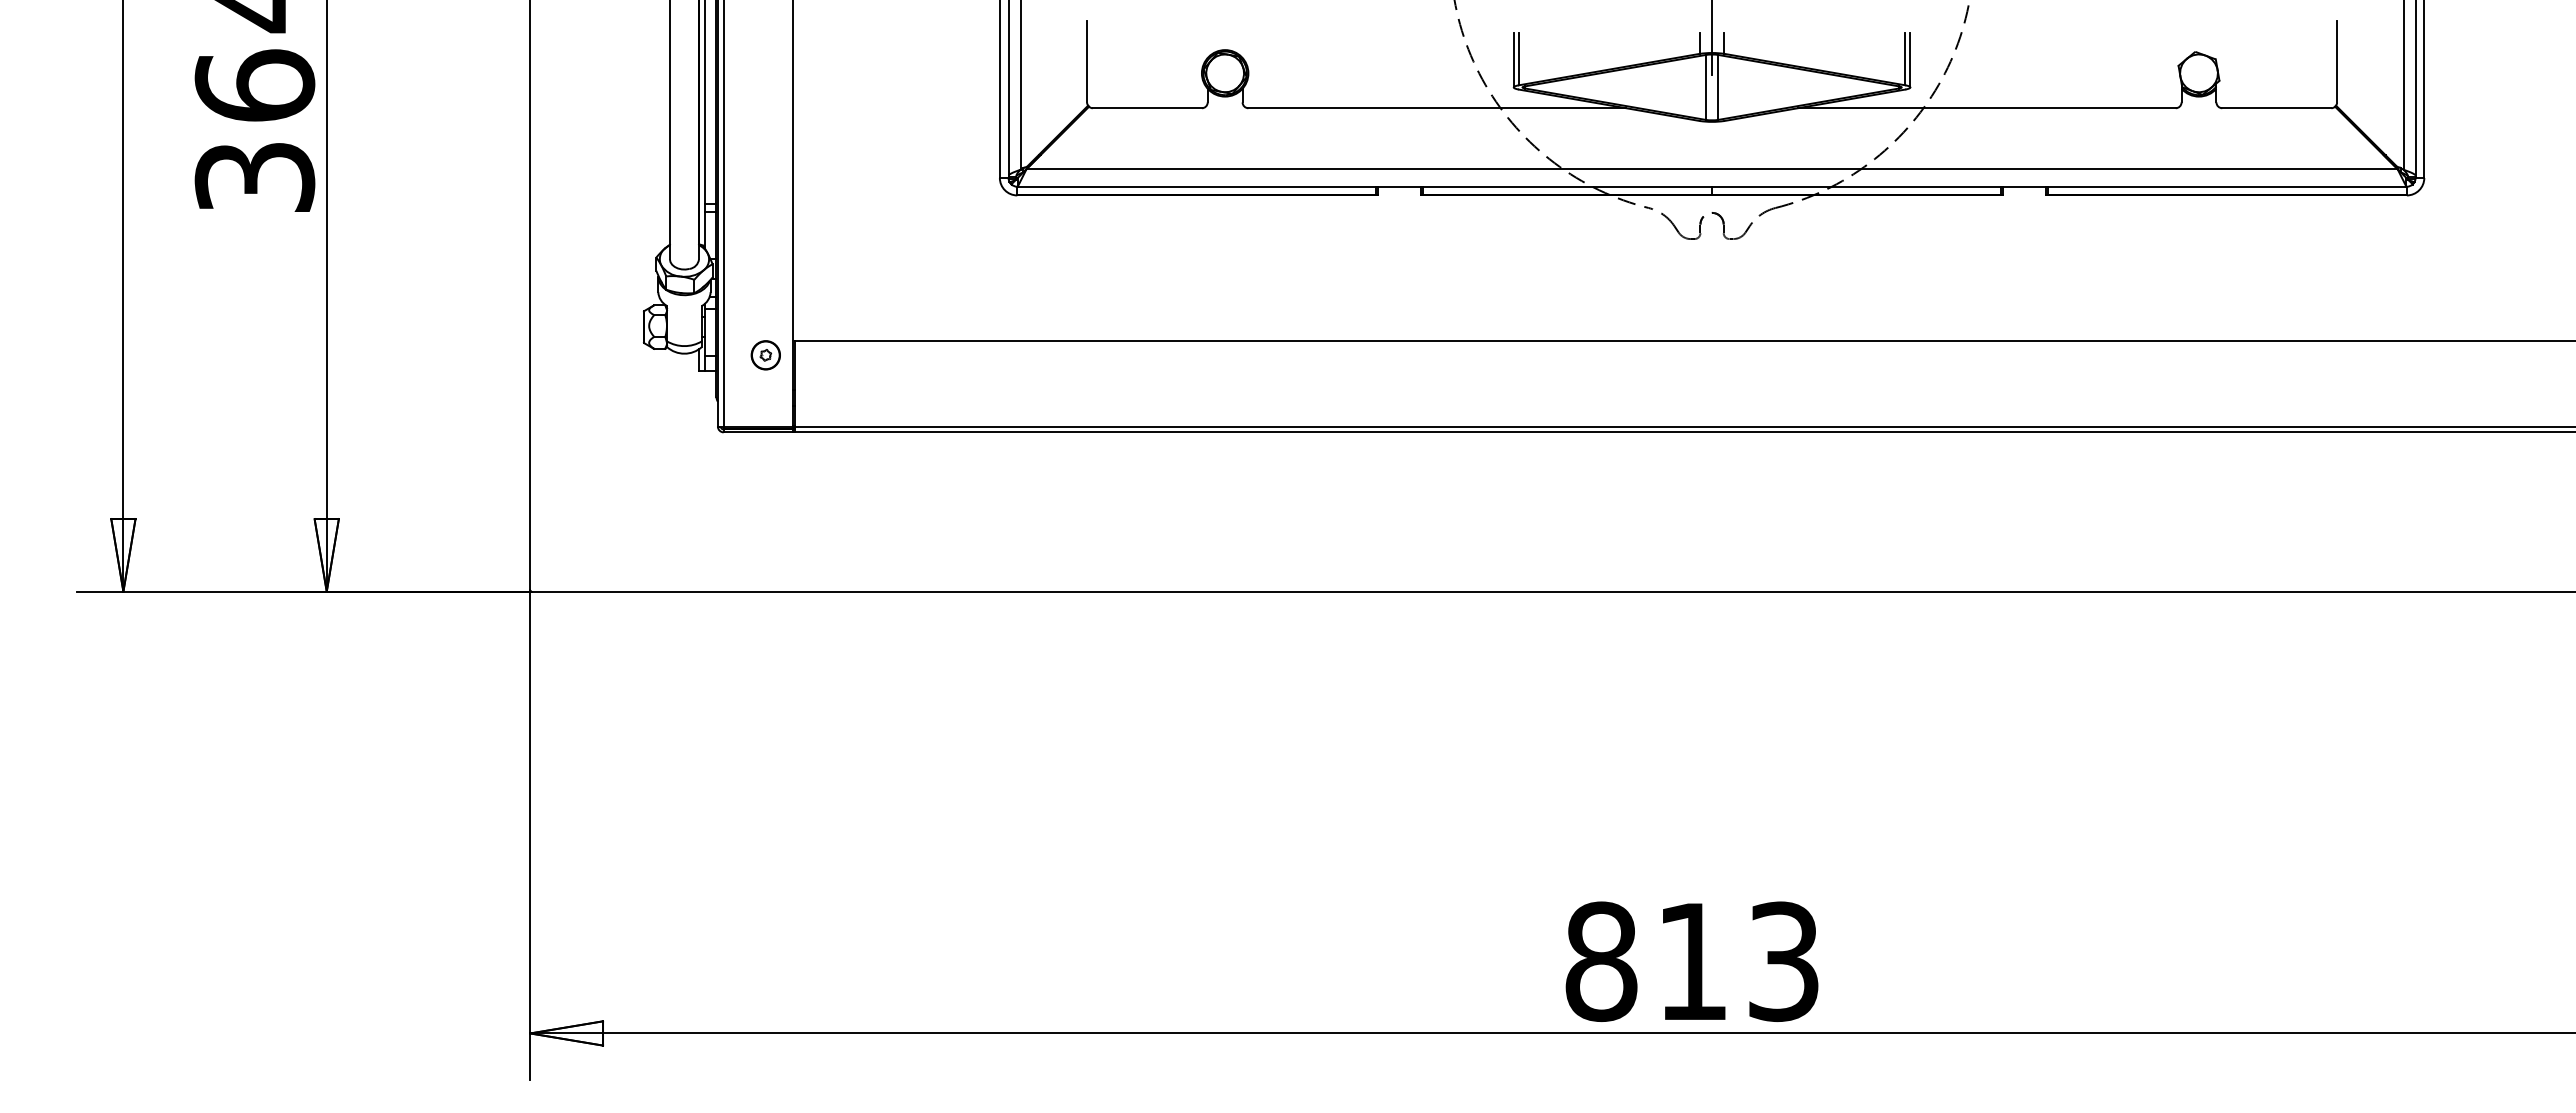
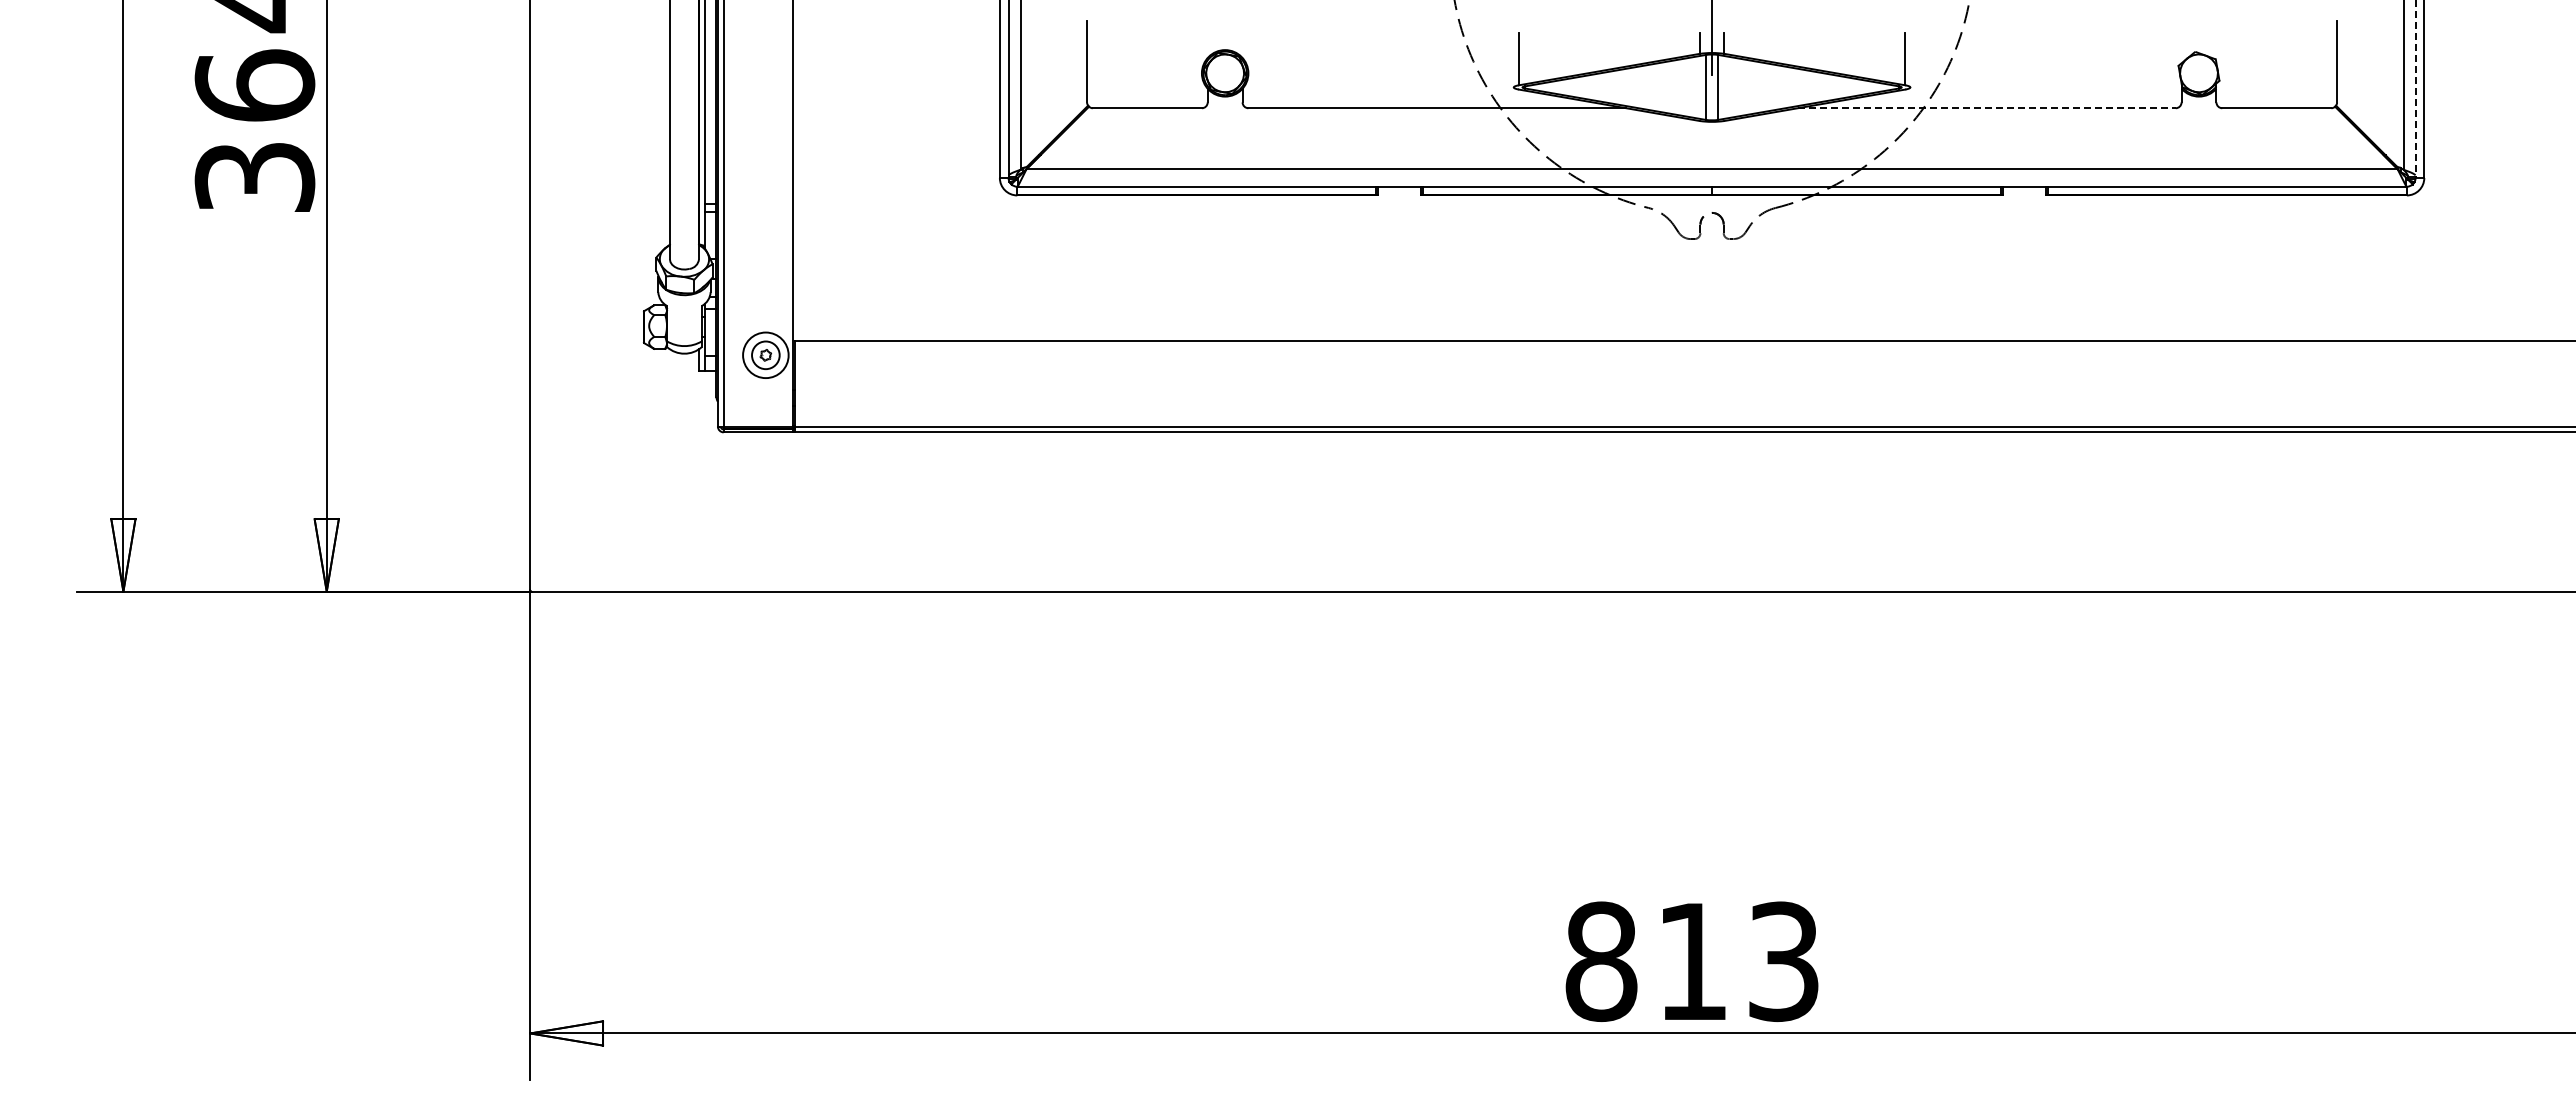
line: present -> none (1513, 60)
line: present -> none (1910, 60)
line: solid -> dashed (2415, 89)
line: solid -> dashed (1986, 108)
circle diameter: 28 px -> 46 px (765, 355)
